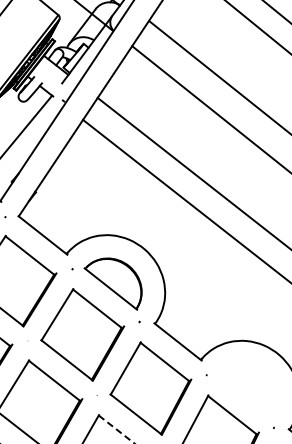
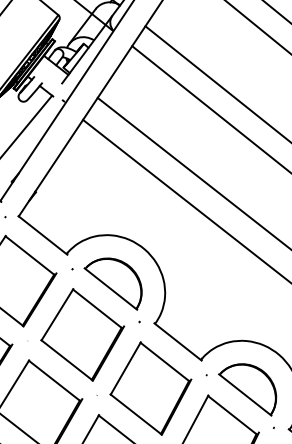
line position: (218, 76) -> (216, 83) (216, 83)
part: none -> present (247, 389)
line: dashed -> solid (116, 429)
